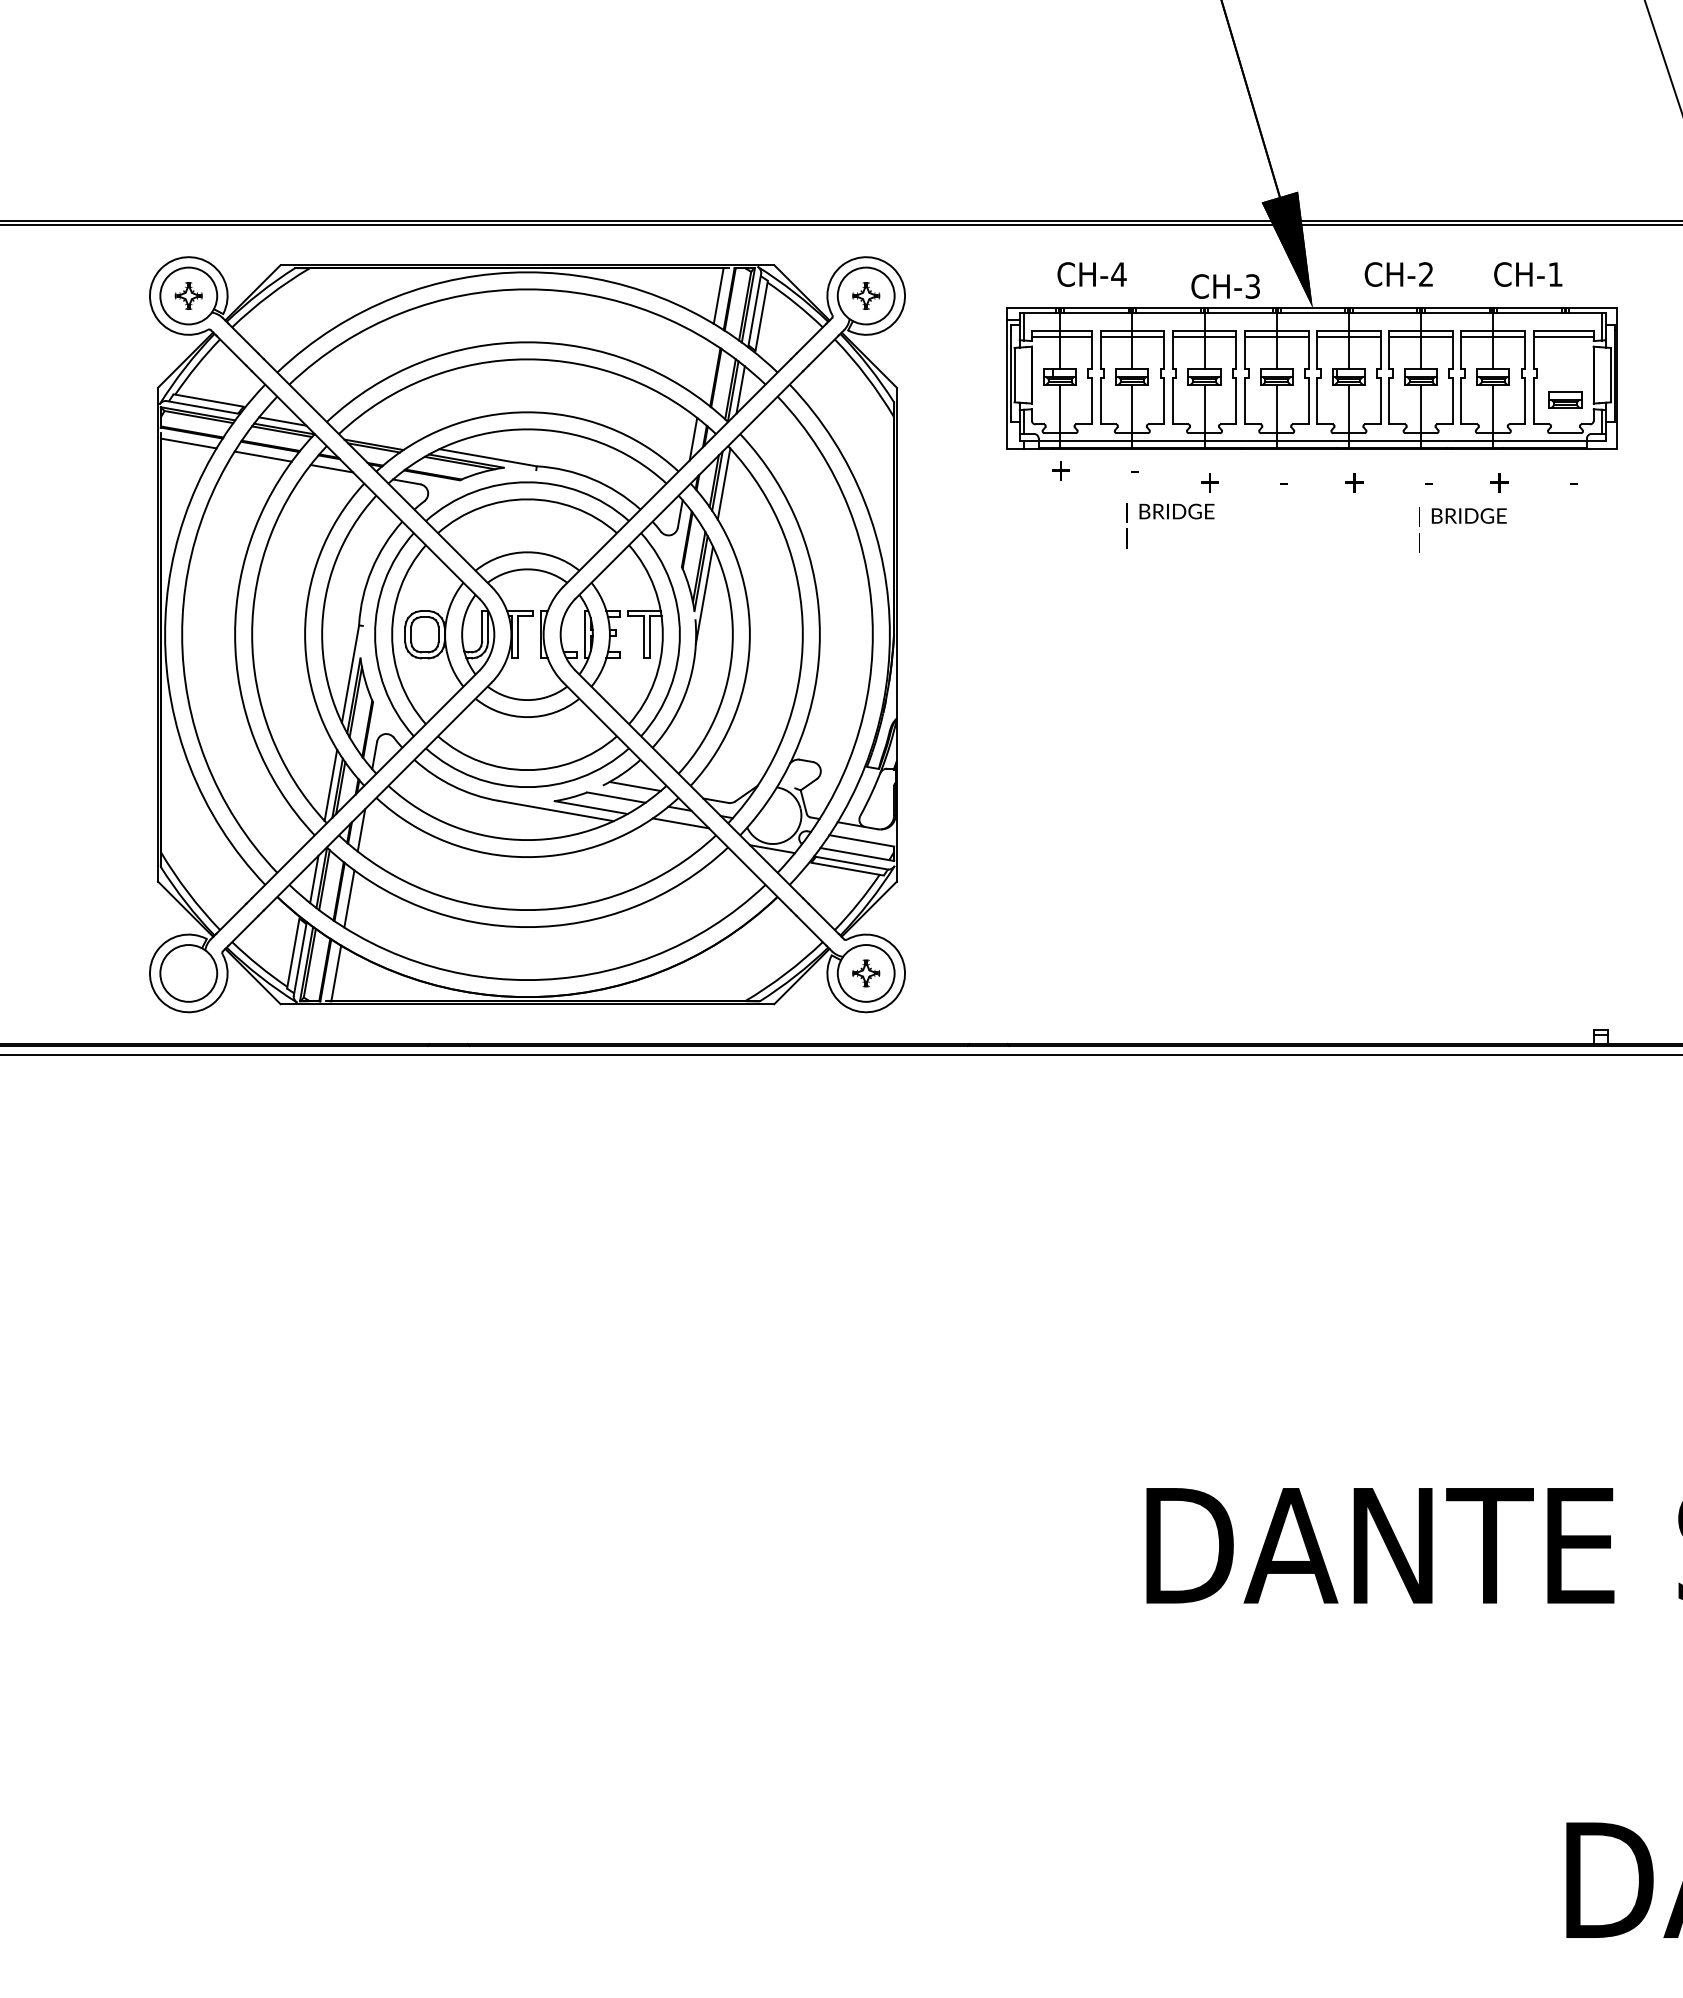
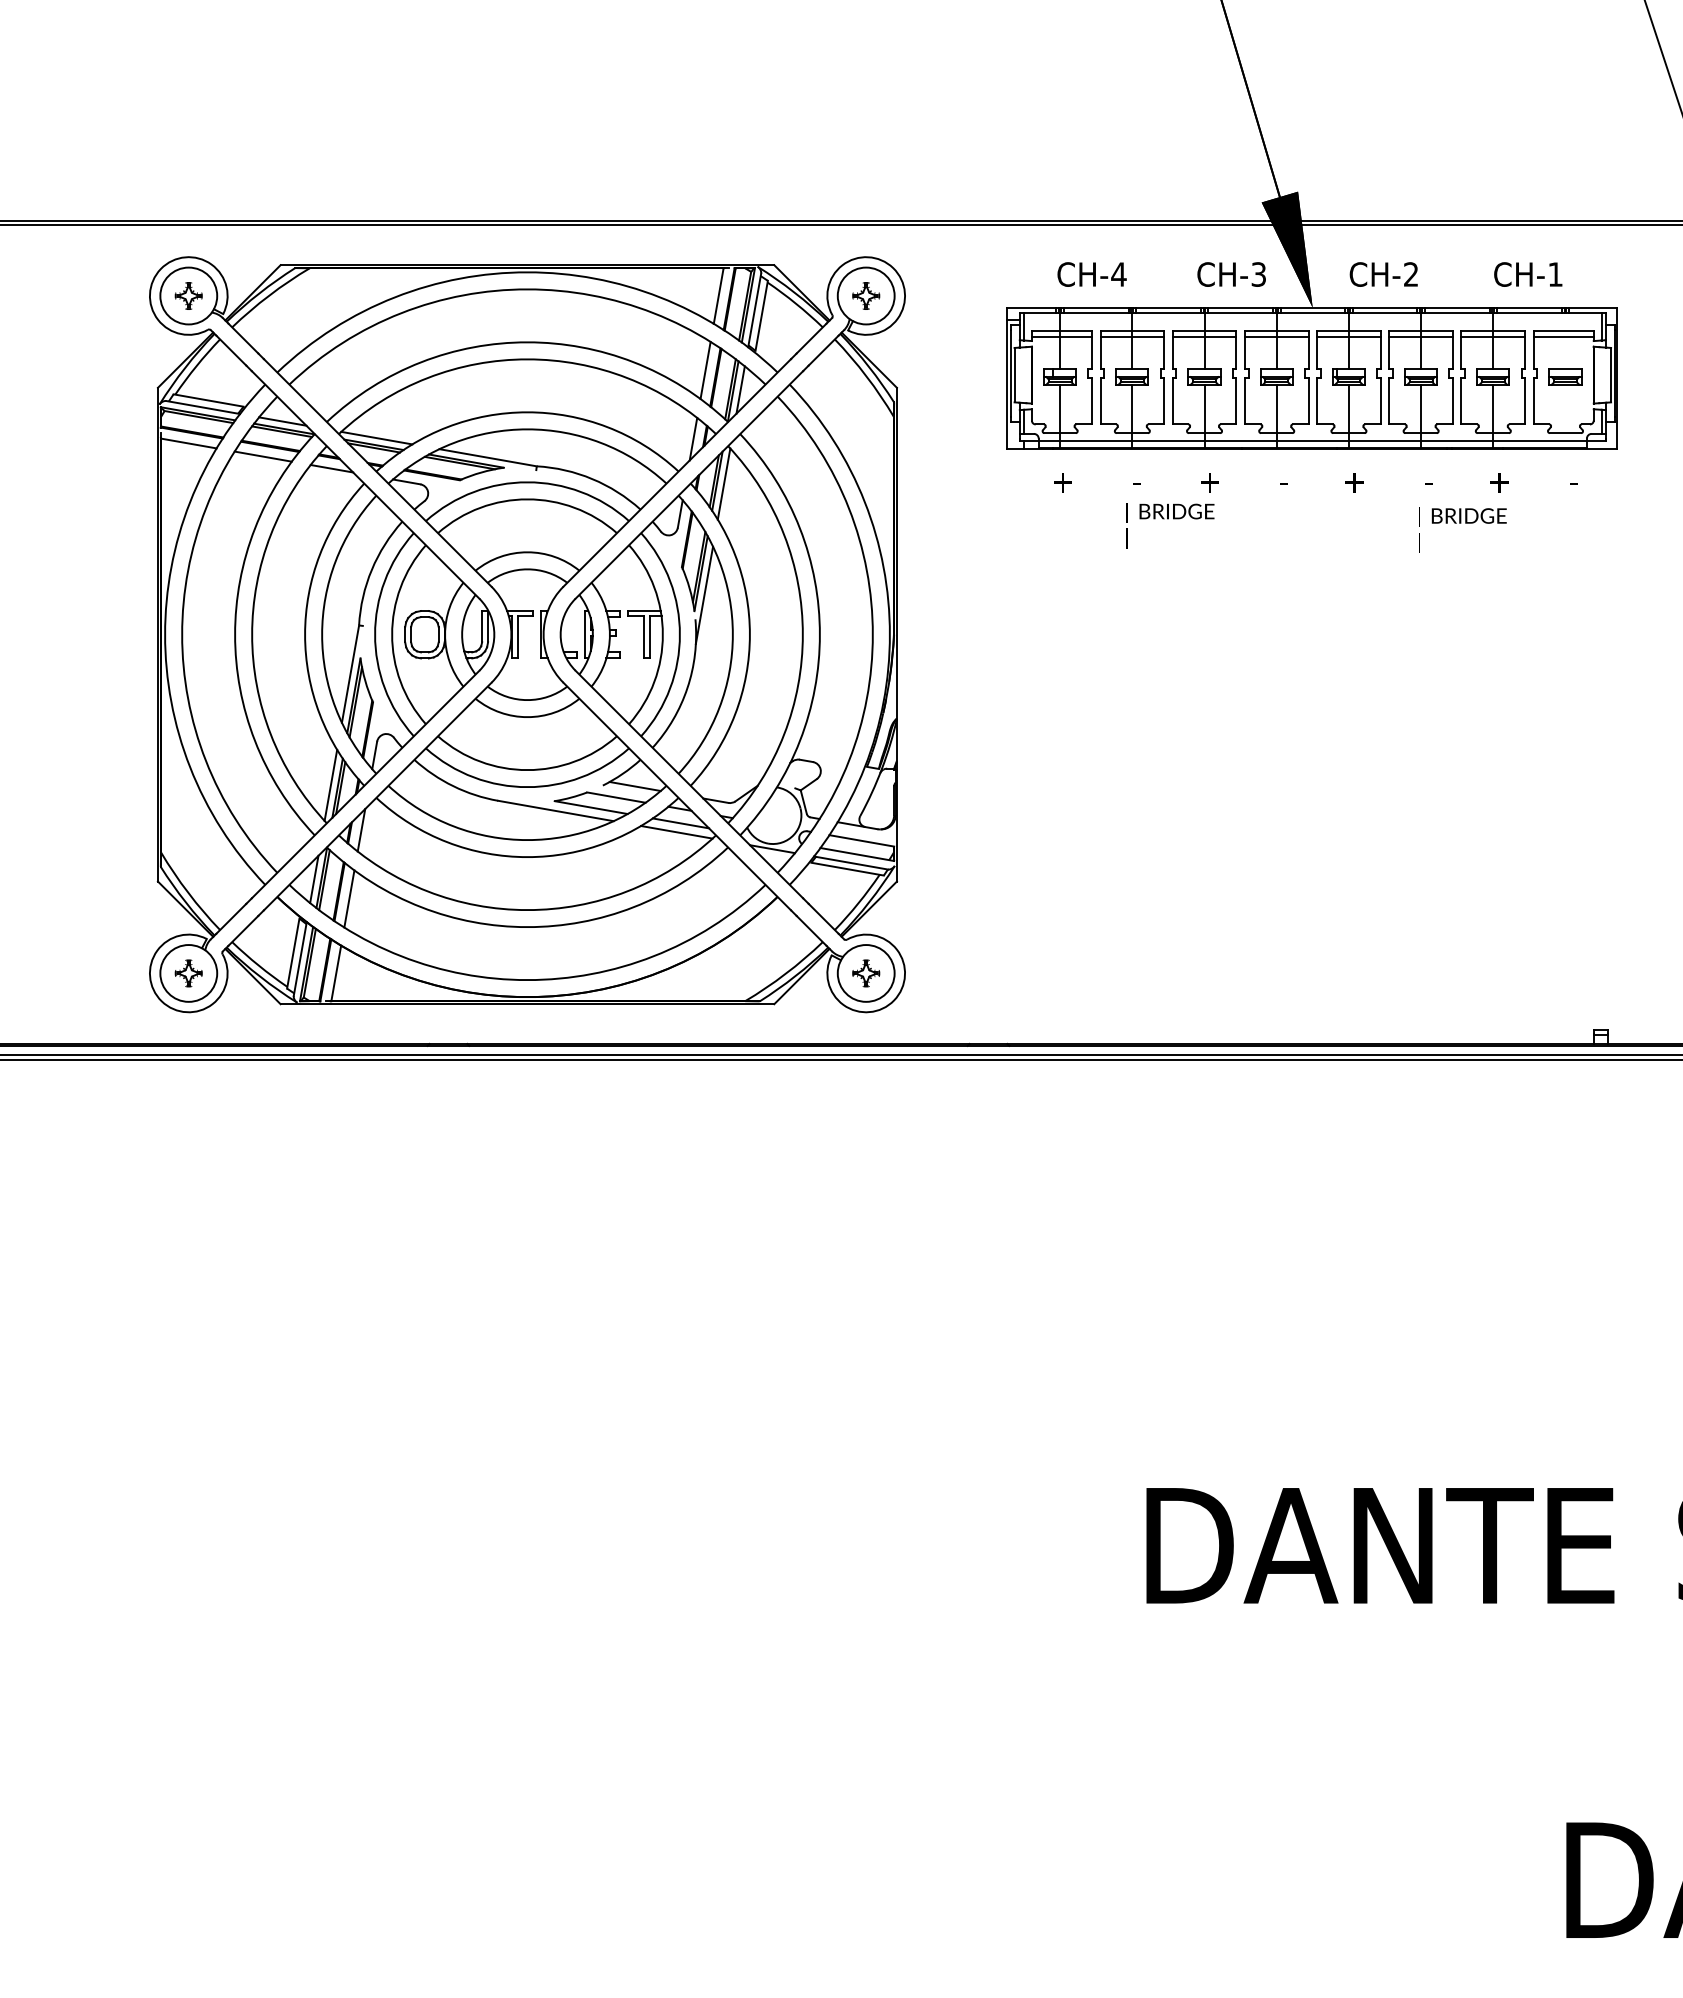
text position: (1398, 274) -> (1383, 274) (1383, 274)
text position: (1225, 286) -> (1231, 274) (1231, 274)
line: none -> present (705, 370)
part position: (1565, 399) -> (1565, 376) (1565, 376)
line: none -> present (376, 437)
text position: (1095, 470) -> (1097, 482) (1097, 482)
line: none -> present (676, 832)
part: none -> present (188, 973)
line: none -> present (840, 1060)
